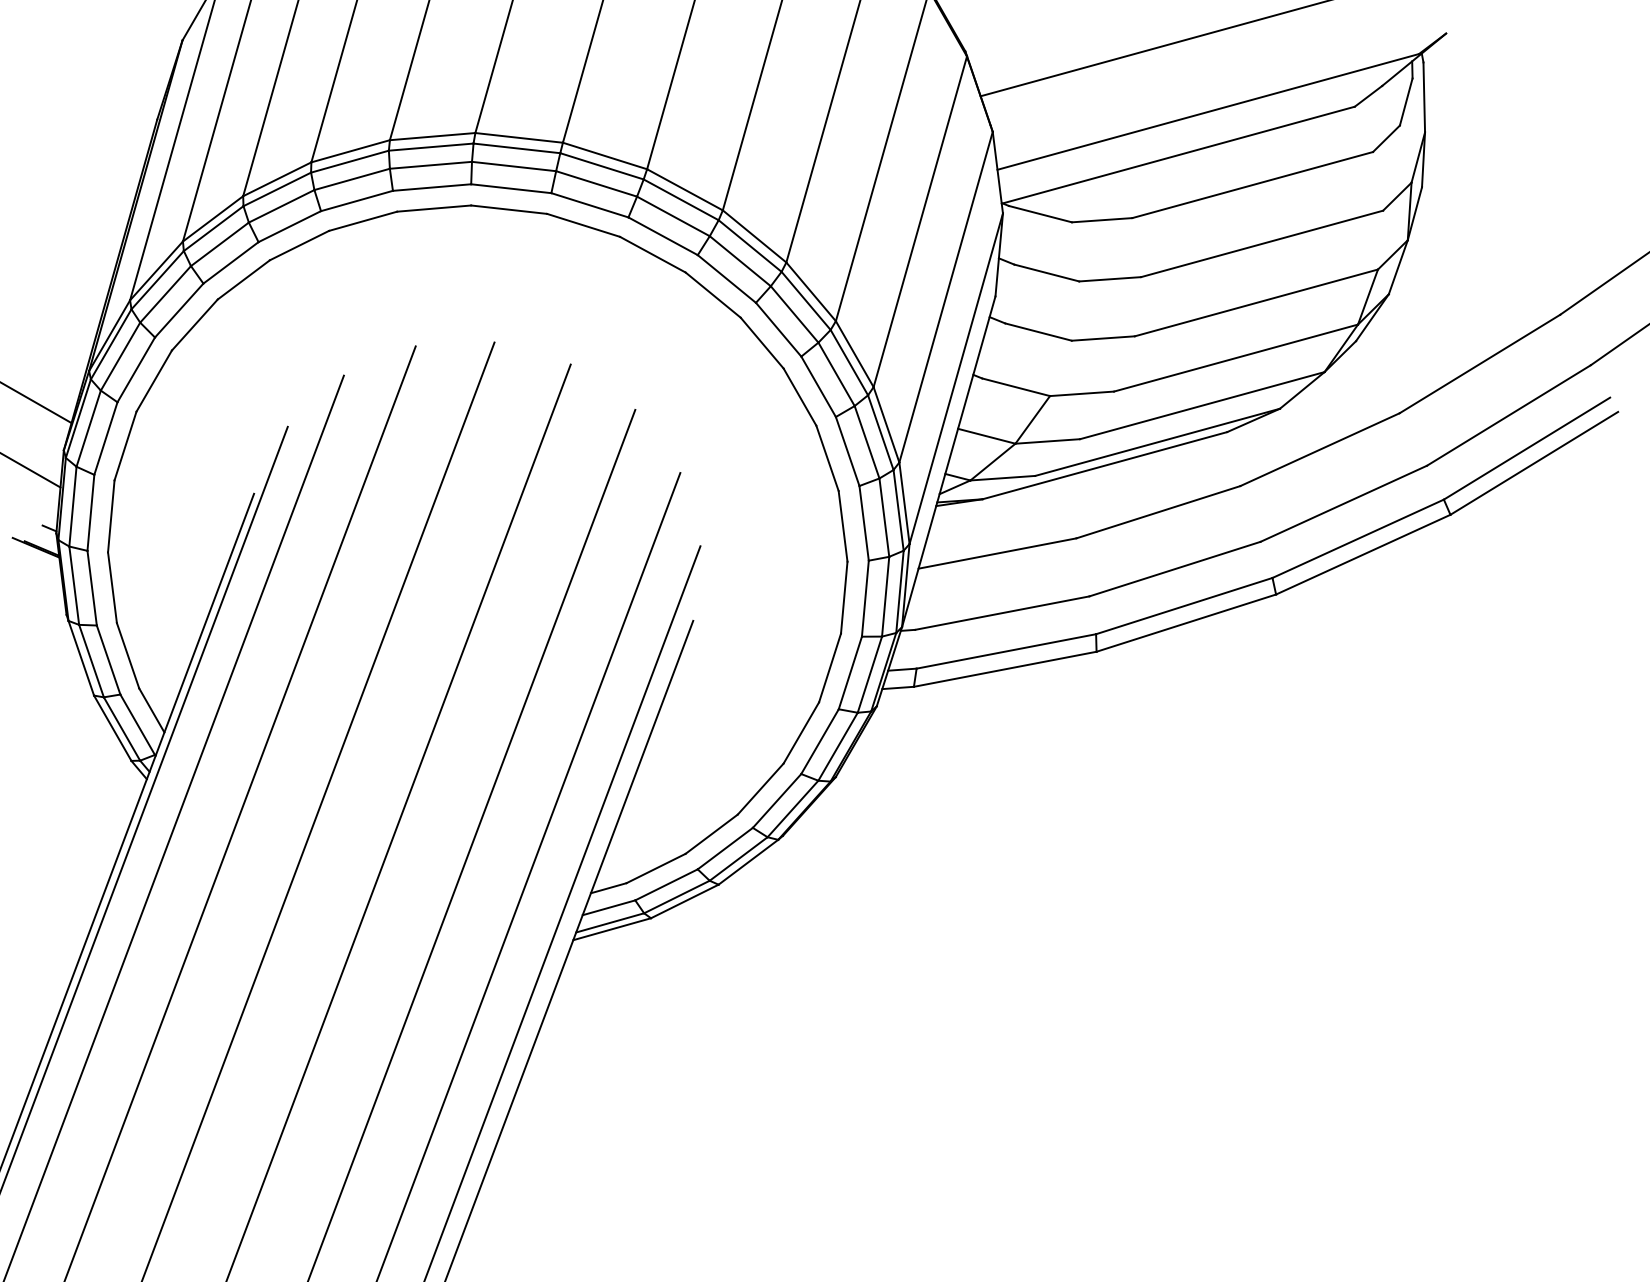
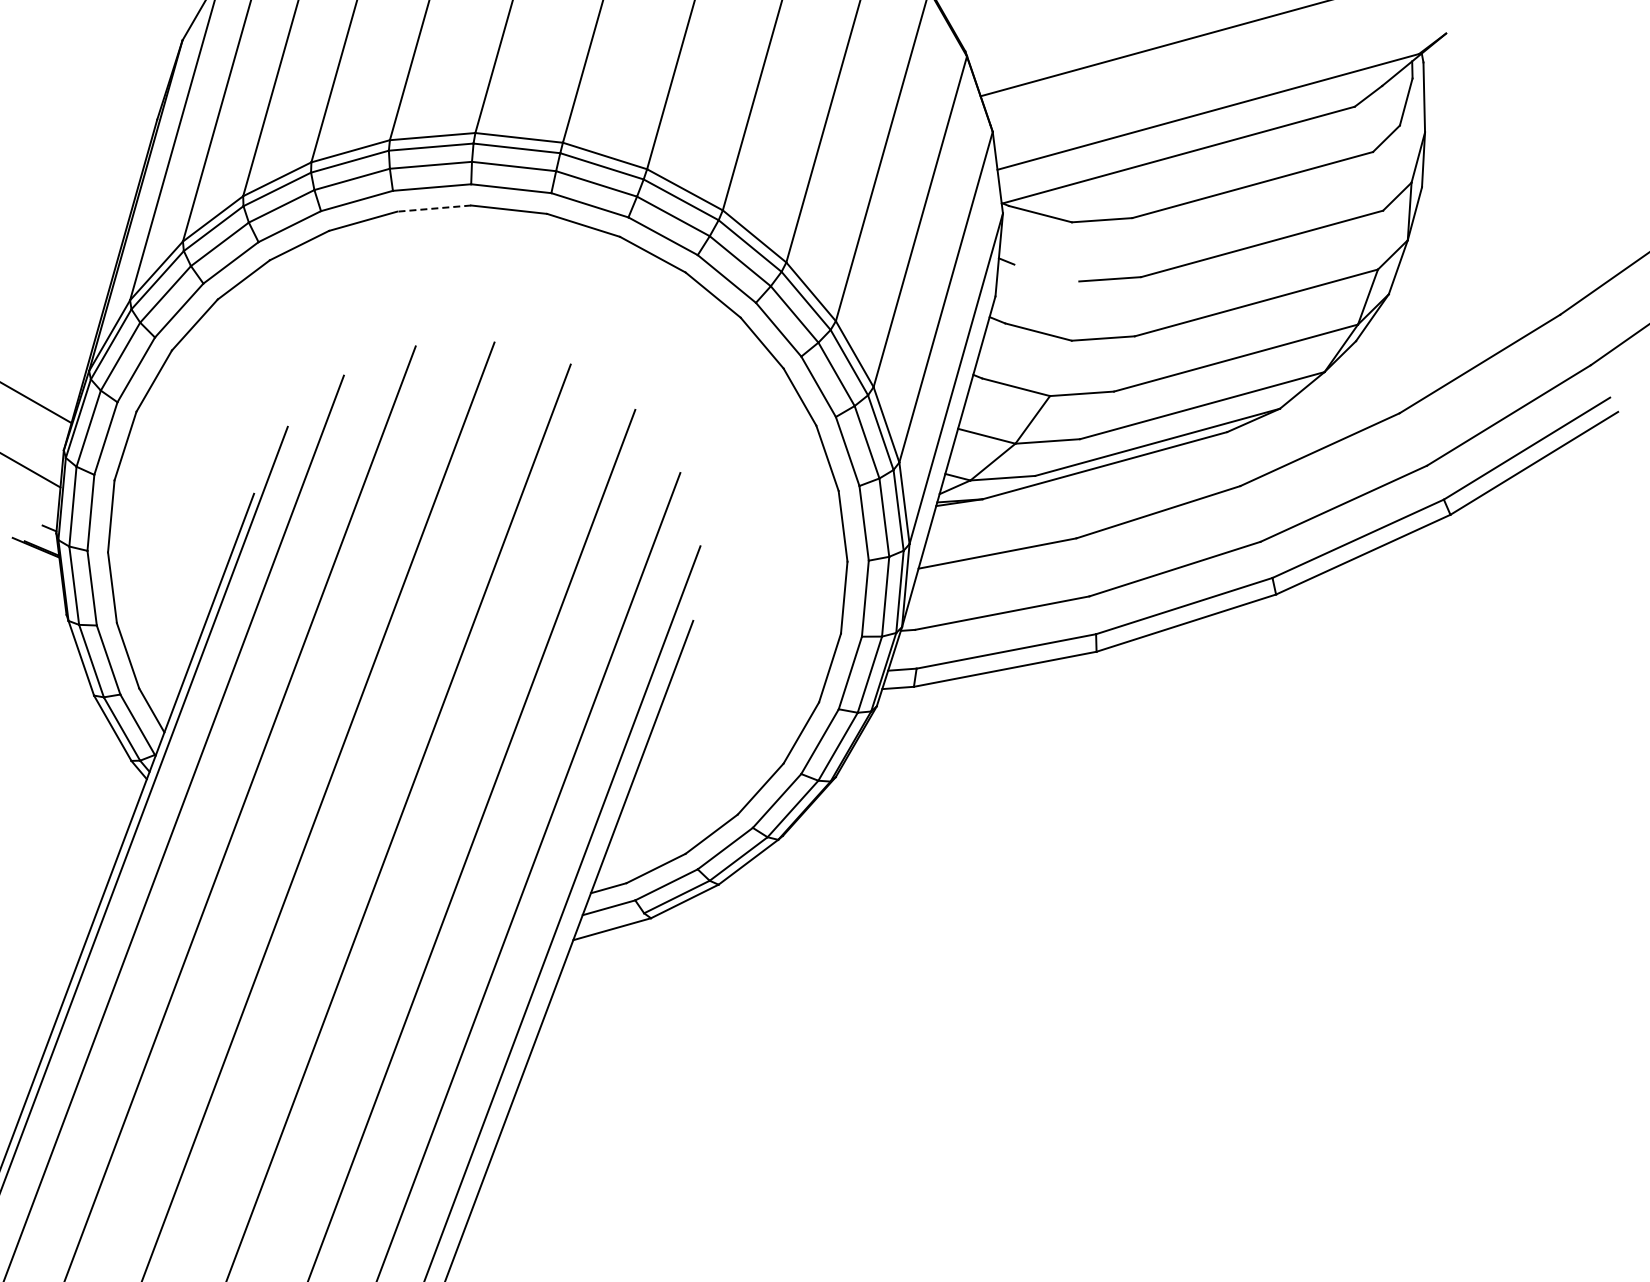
line: solid -> dashed (433, 208)
line: present -> none (1046, 272)
line: present -> none (610, 922)
